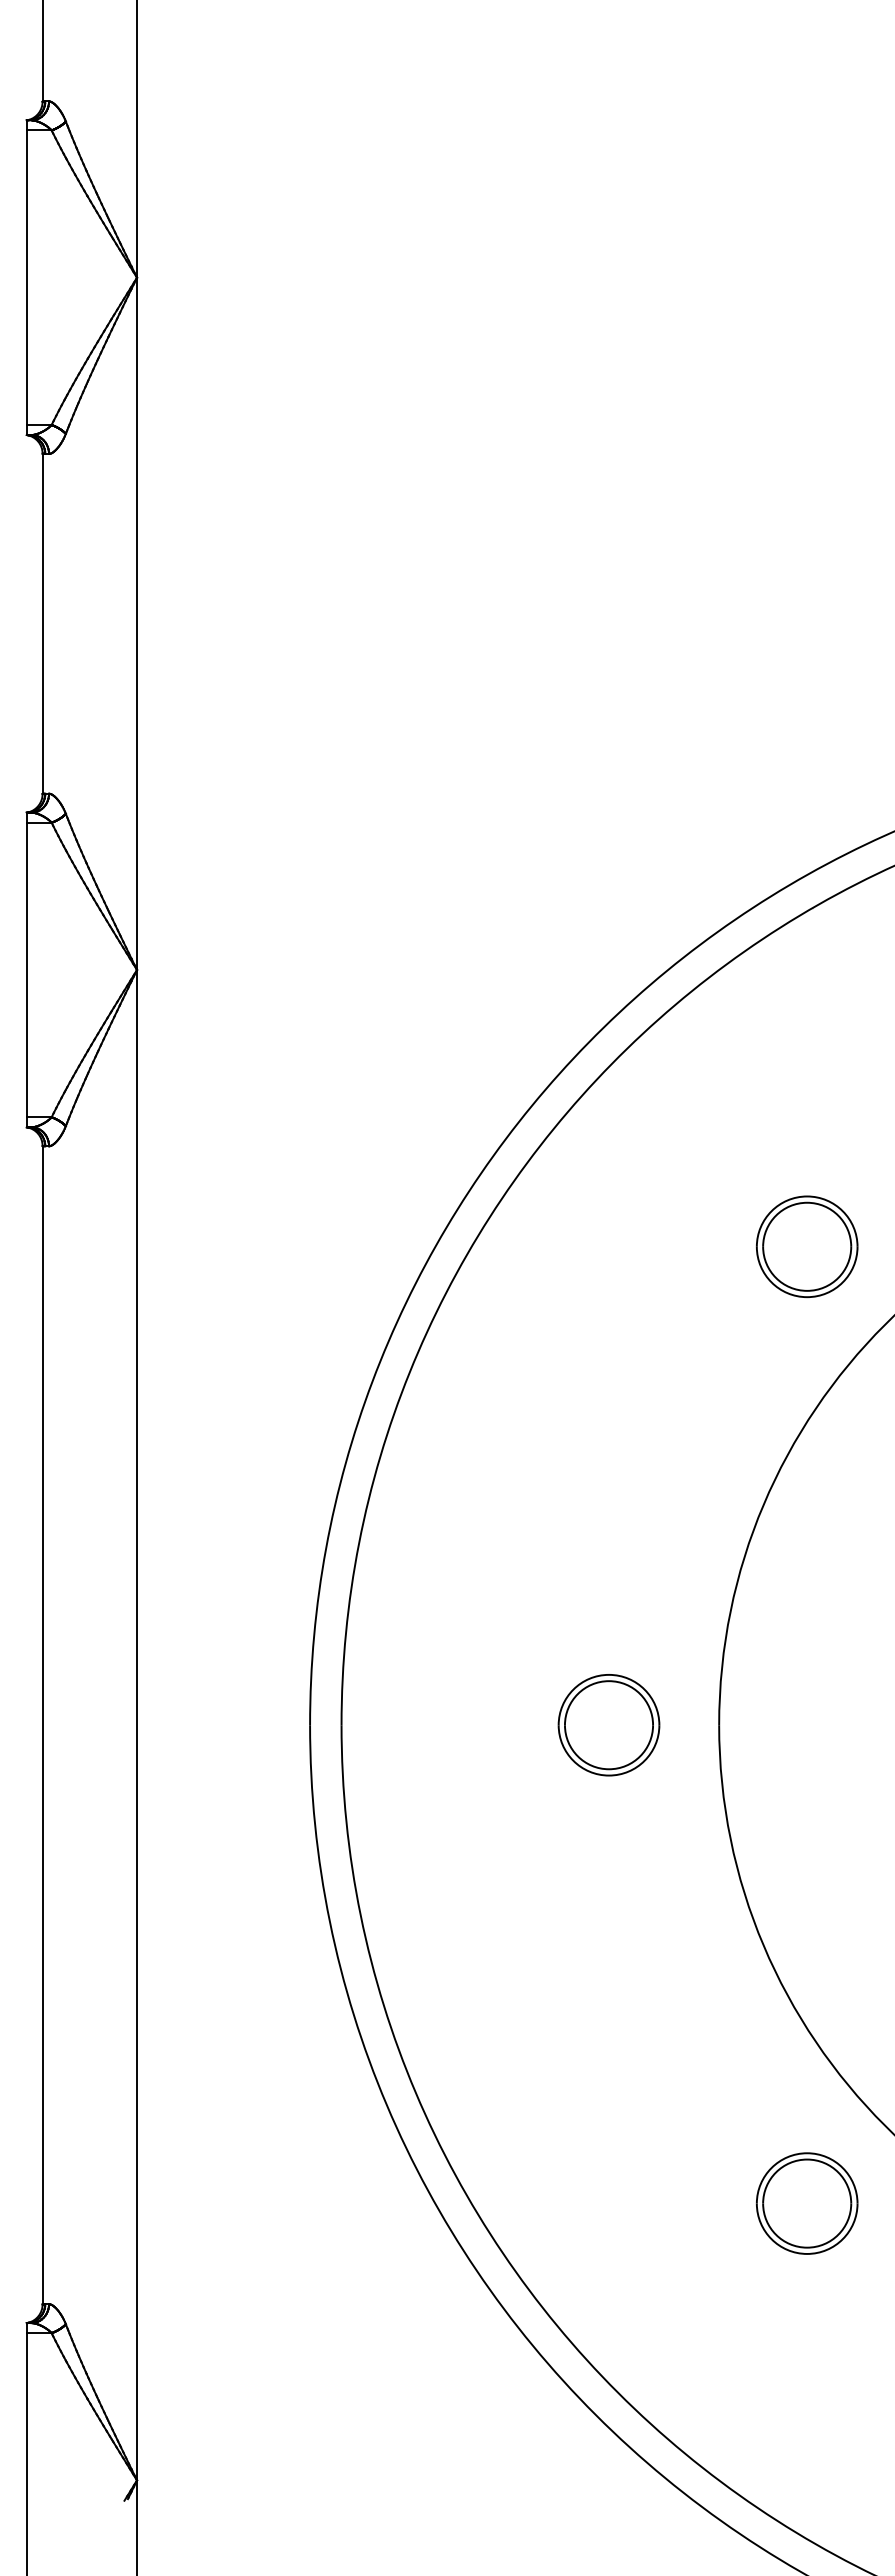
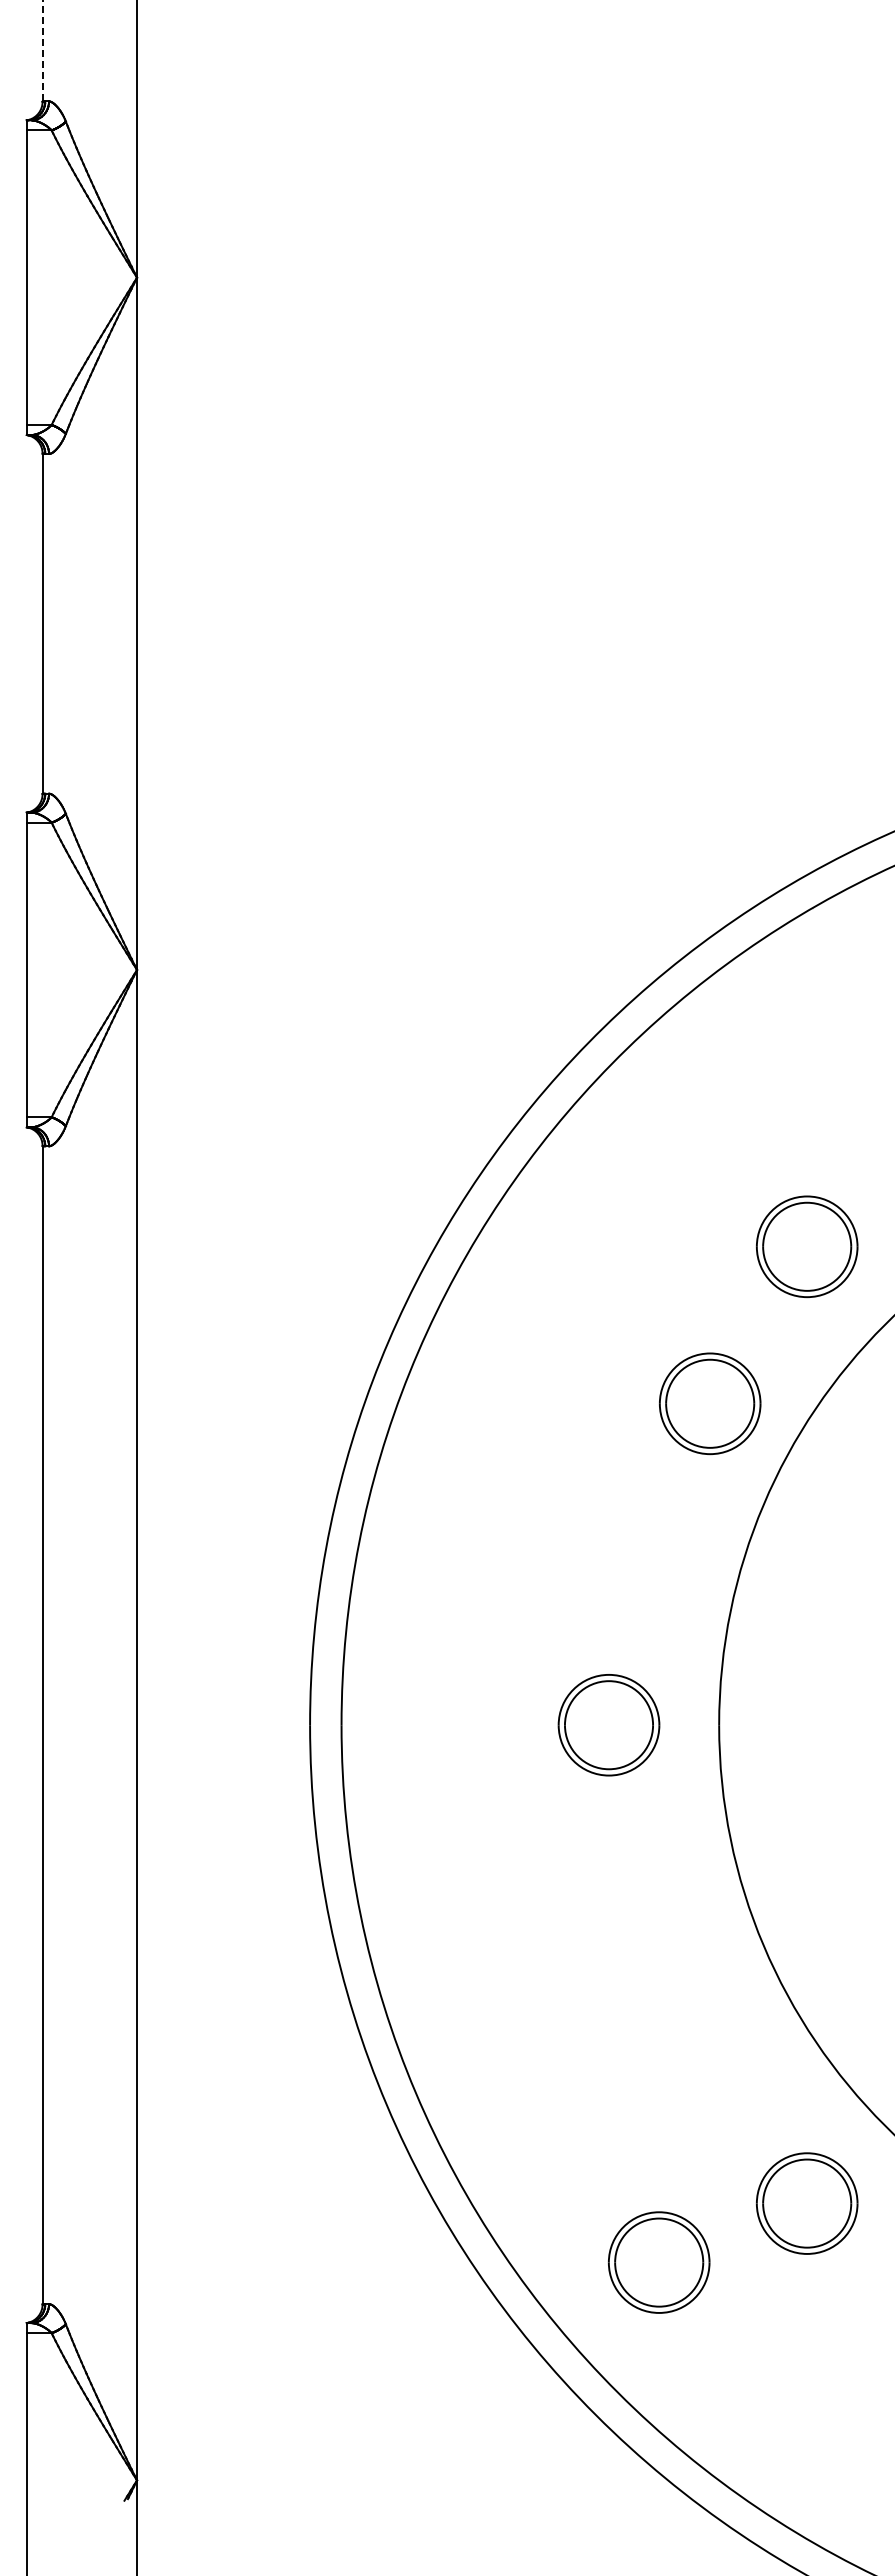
line: solid -> dashed (42, 51)
part: none -> present (710, 1403)
part: none -> present (659, 2262)
